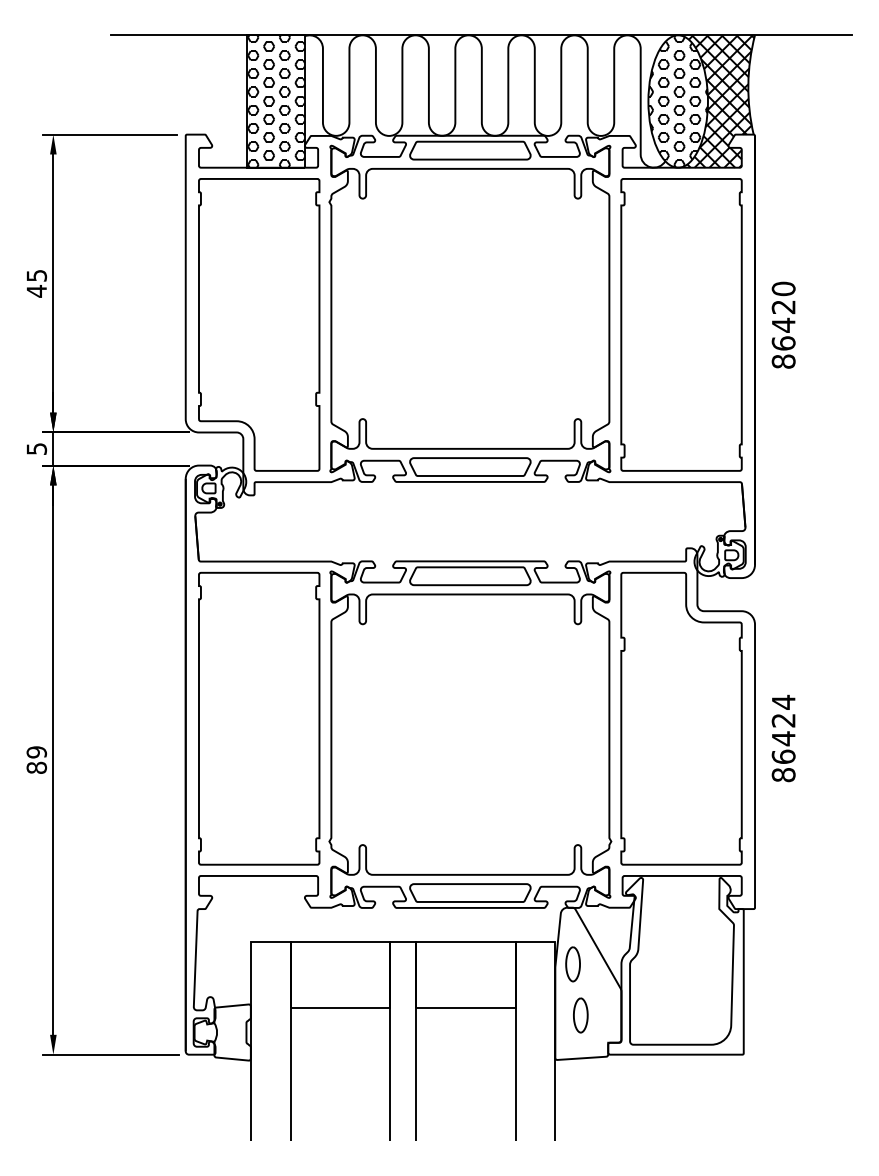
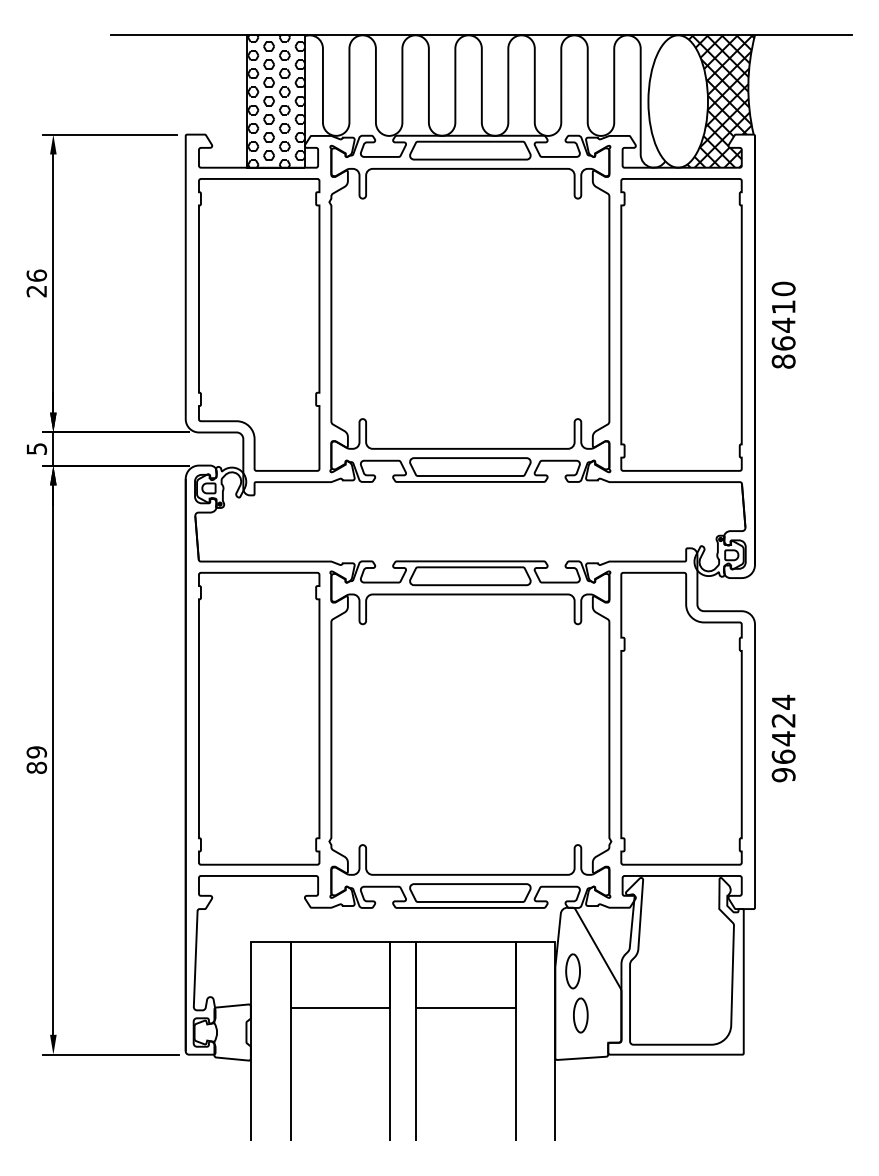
hatch: present -> none (677, 101)
text: 45 -> 26 (36, 283)
text: 86420 -> 86410 (783, 307)
text: 86424 -> 96424 (783, 775)
part position: (572, 964) -> (572, 971) (572, 971)
